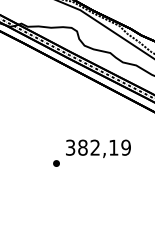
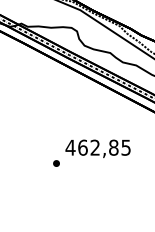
text: 382,19 -> 462,85 (97, 147)
